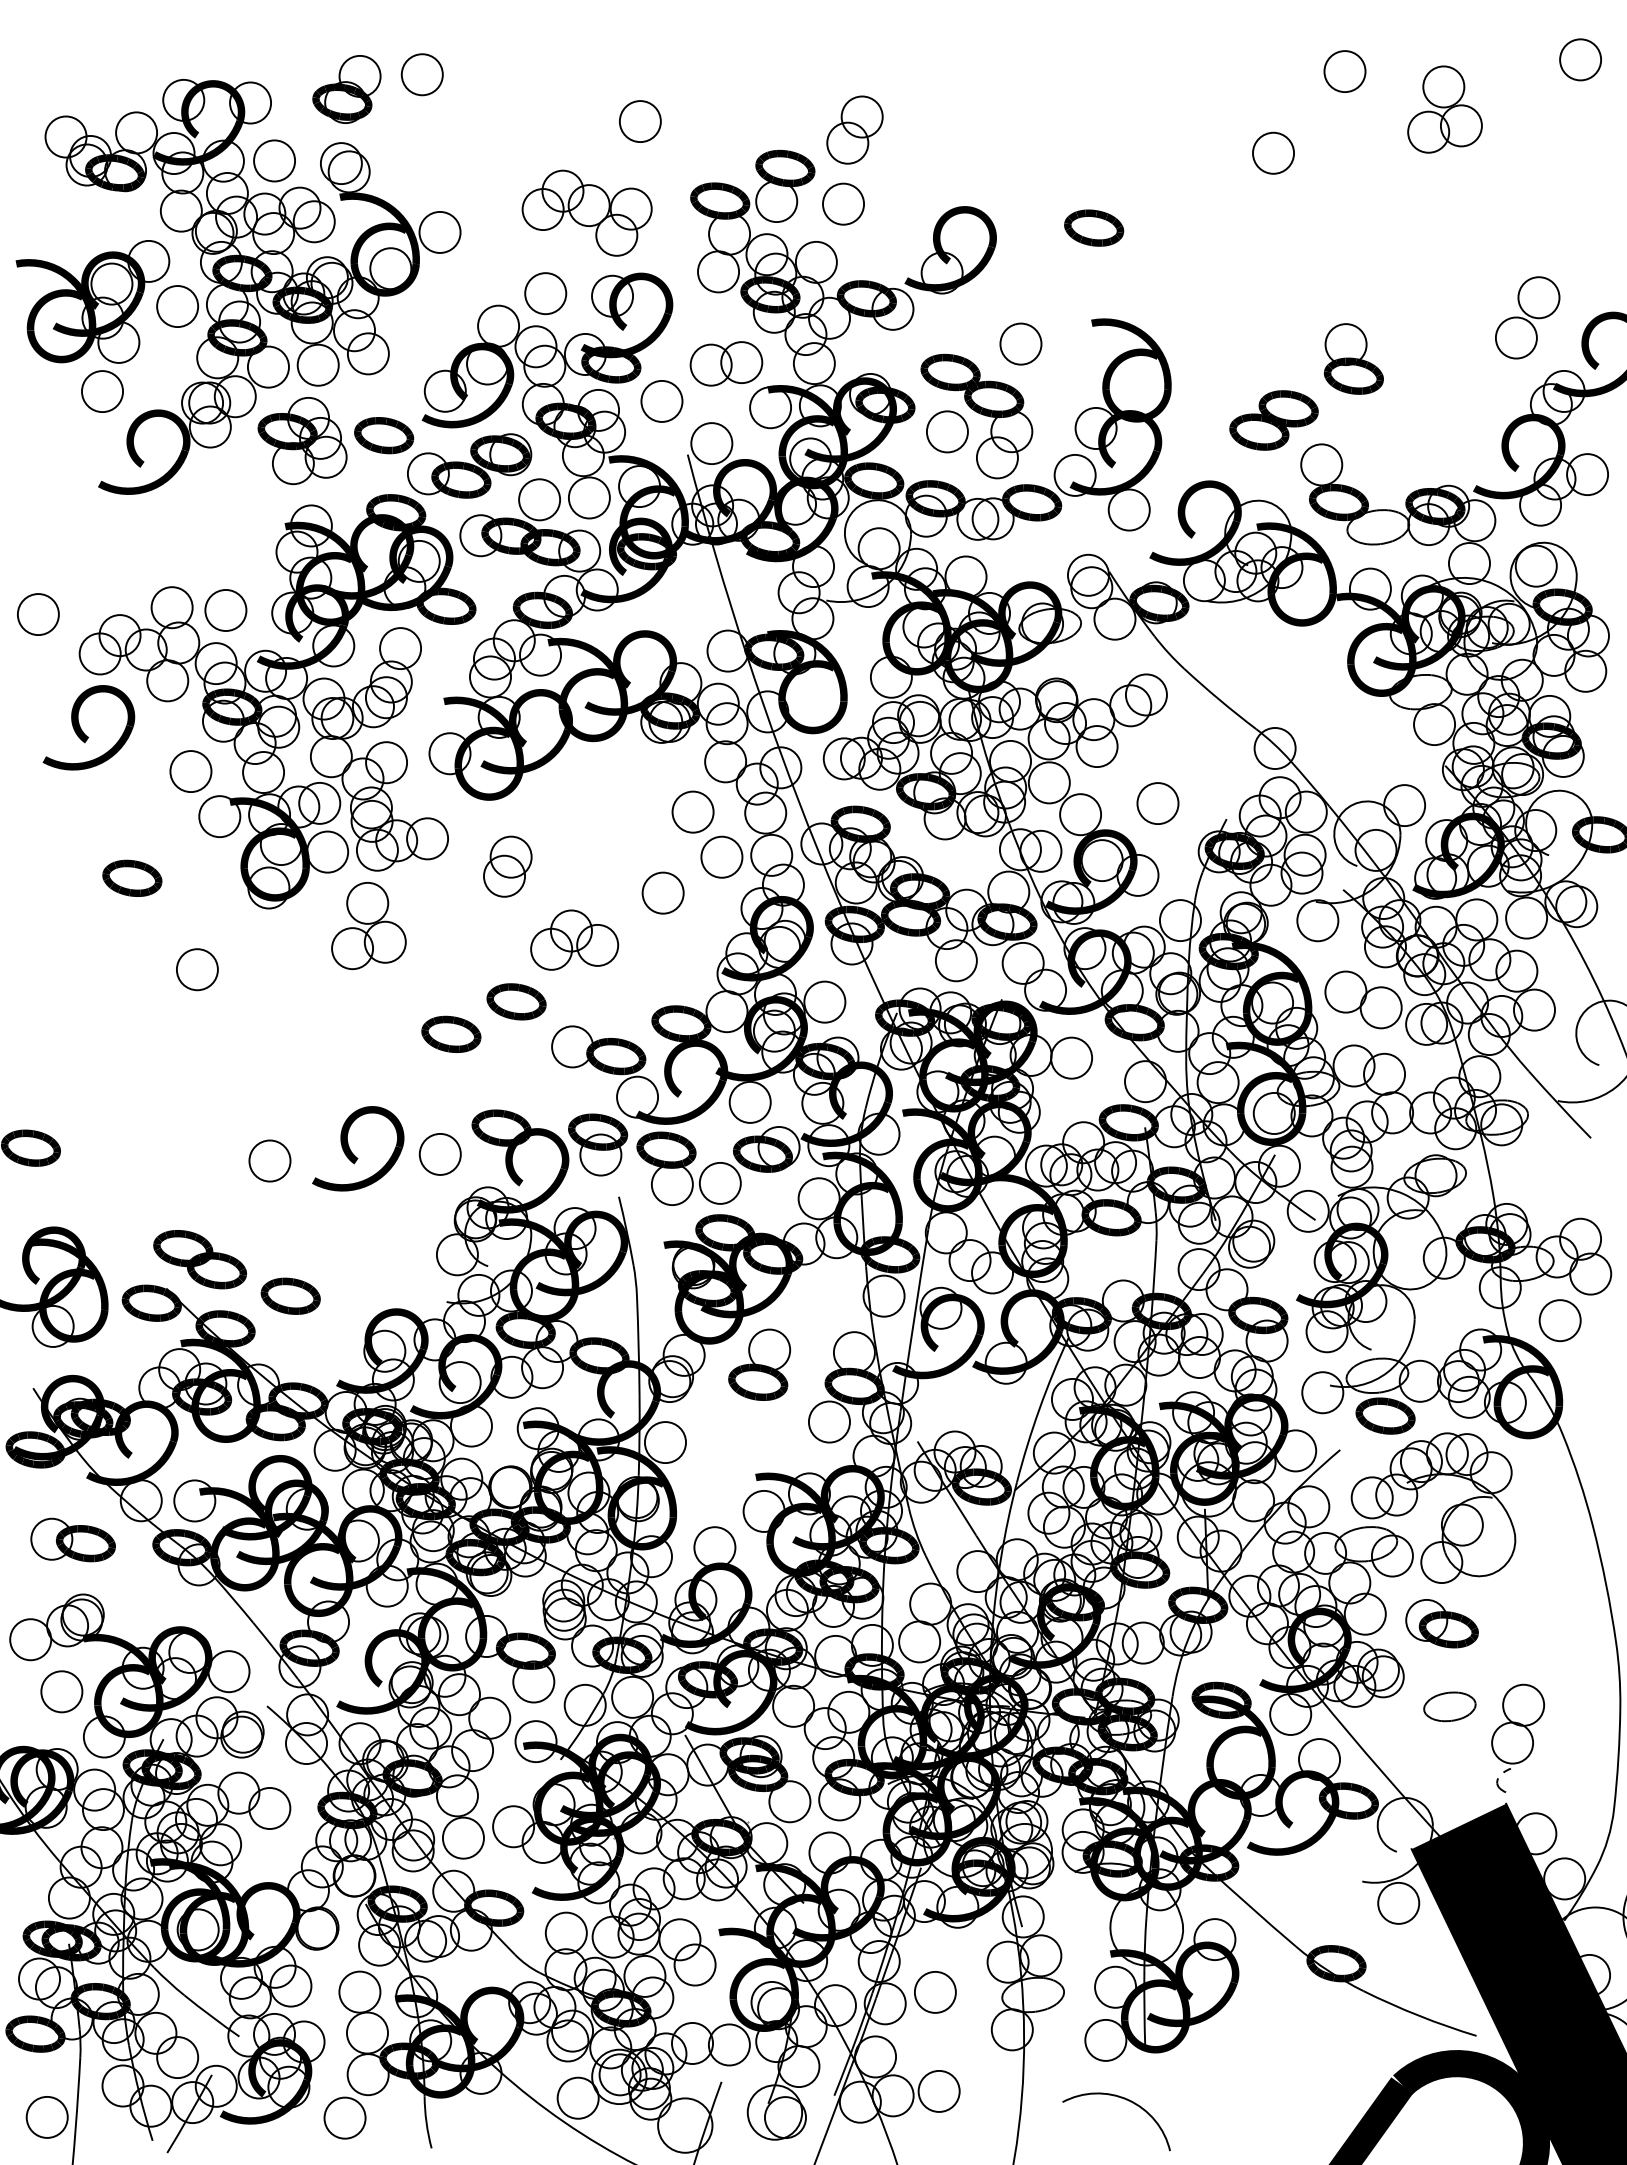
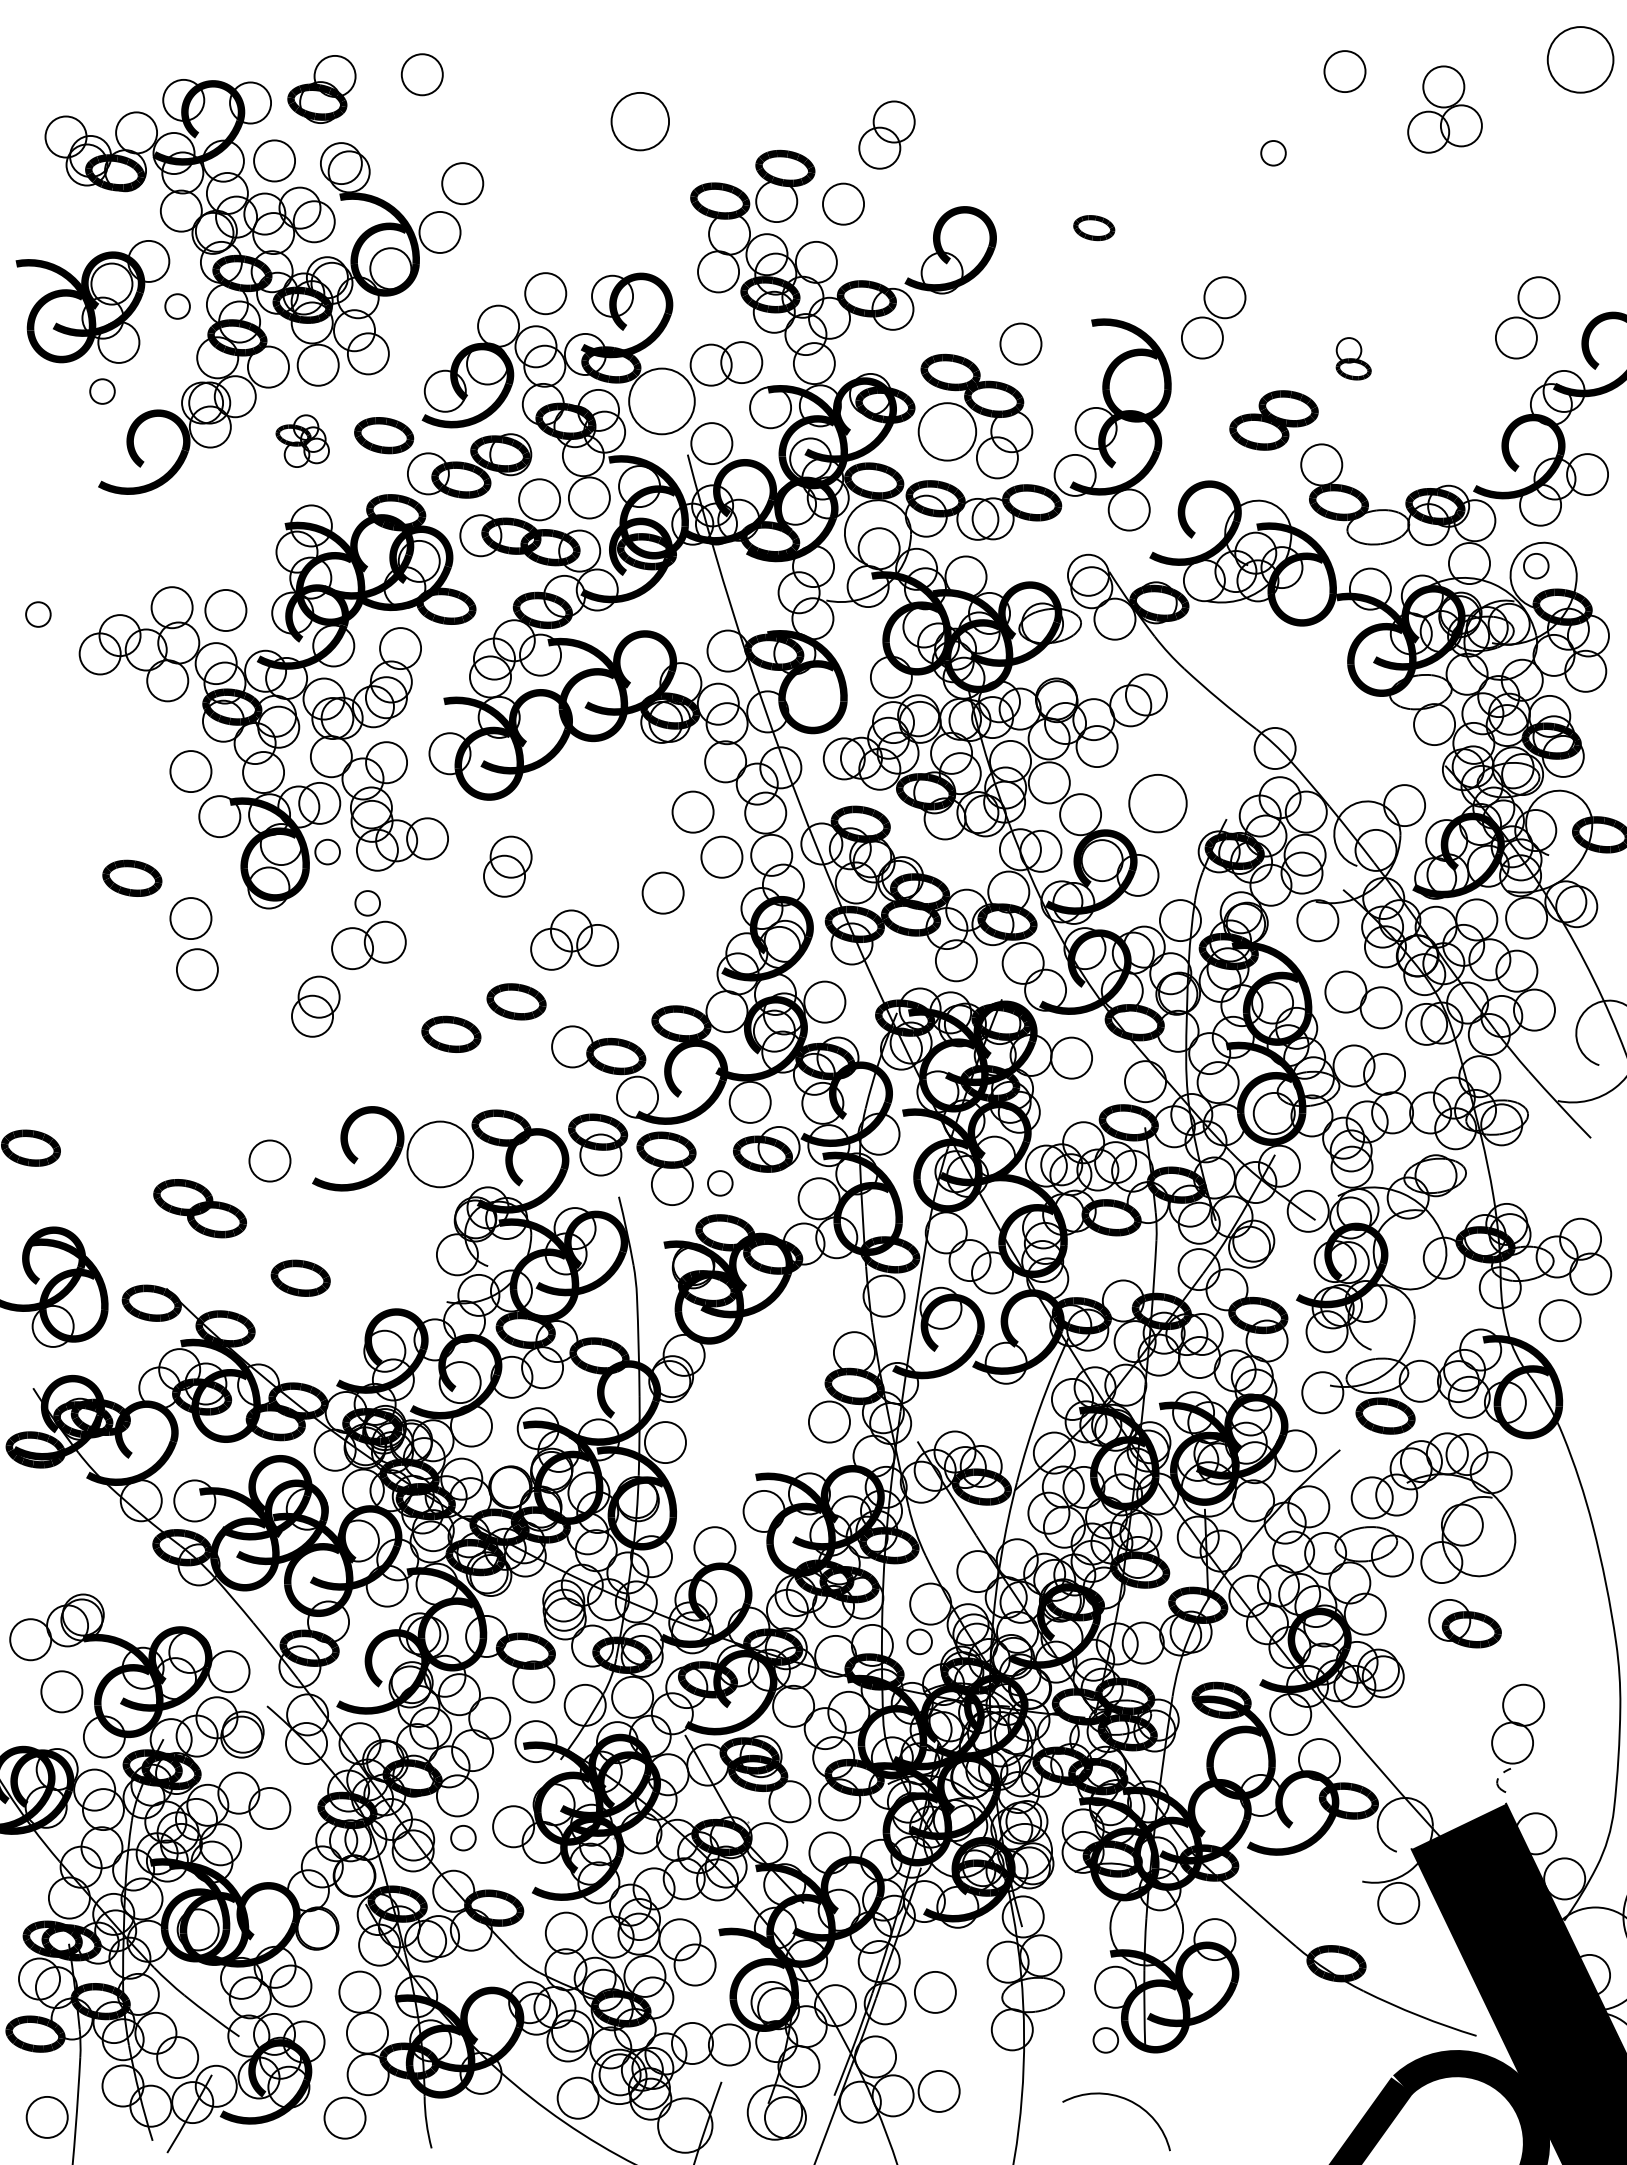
circle diameter: 41 px -> 66 px (1580, 59)
part position: (346, 89) -> (321, 89) (321, 89)
circle size: 43x43 px -> 60x60 px (639, 121)
part position: (854, 129) -> (886, 134) (886, 134)
circle diameter: 41 px -> 25 px (1273, 152)
circle: none -> present (462, 183)
part: present -> none (586, 212)
part size: 61x38 px -> 43x27 px (1094, 228)
circle diameter: 41 px -> 25 px (177, 306)
part: none -> present (1213, 317)
part size: 61x72 px -> 37x44 px (1353, 358)
circle diameter: 41 px -> 25 px (102, 391)
circle diameter: 41 px -> 66 px (661, 401)
circle diameter: 41 px -> 57 px (947, 431)
part size: 91x89 px -> 55x54 px (302, 440)
circle diameter: 41 px -> 25 px (1536, 565)
circle diameter: 41 px -> 25 px (38, 614)
curve: present -> none (83, 731)
circle diameter: 41 px -> 57 px (1157, 803)
circle diameter: 41 px -> 25 px (327, 851)
circle diameter: 41 px -> 25 px (367, 903)
circle: none -> present (190, 918)
part: none -> present (315, 1006)
circle diameter: 41 px -> 66 px (440, 1154)
circle diameter: 41 px -> 25 px (720, 1183)
part position: (199, 1259) -> (199, 1208) (199, 1208)
part position: (290, 1295) -> (300, 1277) (300, 1277)
part: present -> none (759, 1364)
part: present -> none (72, 1539)
part position: (1441, 1623) -> (1464, 1623) (1464, 1623)
circle diameter: 41 px -> 25 px (919, 1641)
part: present -> none (1449, 1706)
circle diameter: 41 px -> 25 px (463, 1837)
circle diameter: 41 px -> 25 px (1105, 2040)
